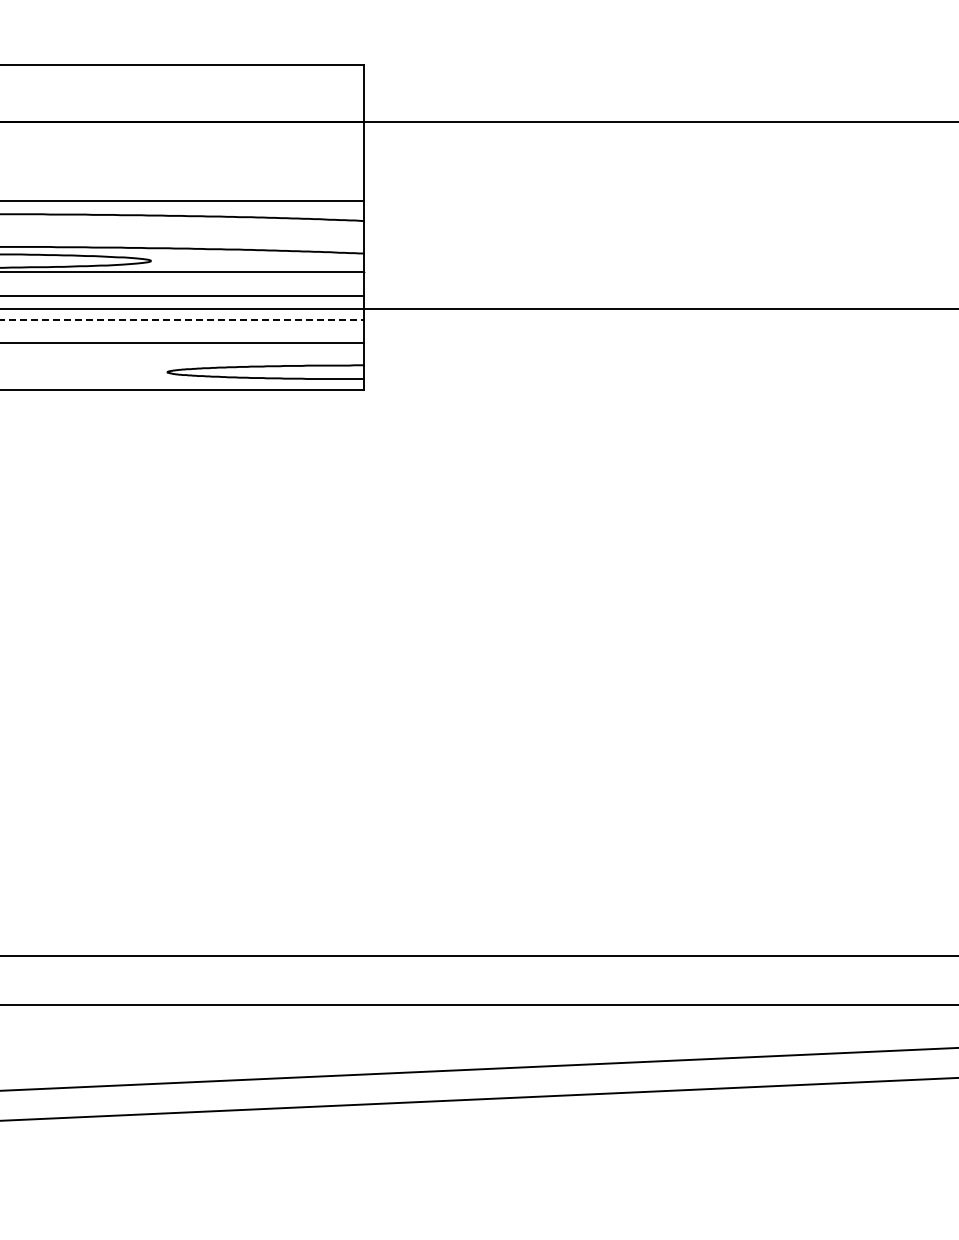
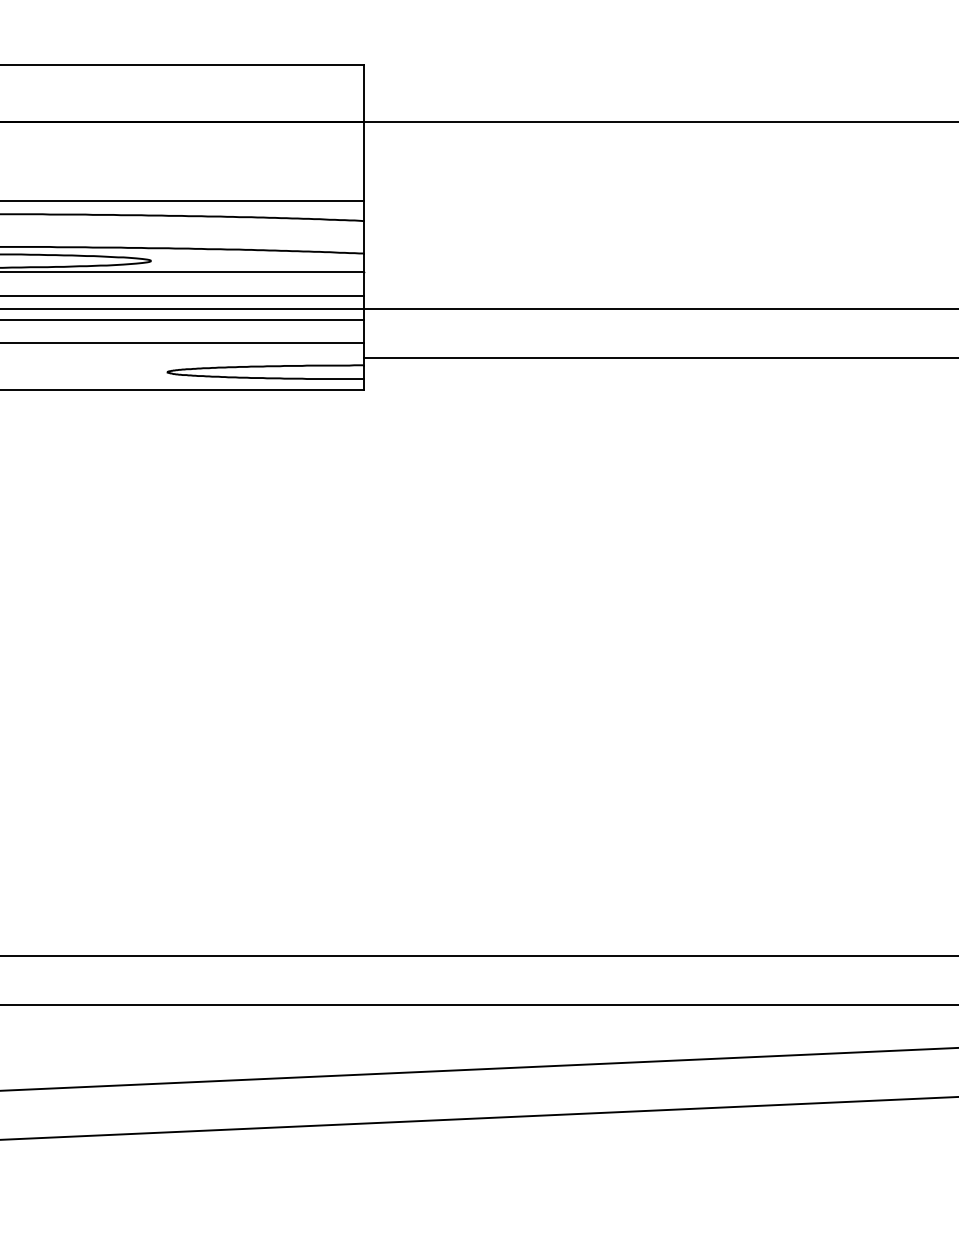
line: dashed -> solid (181, 319)
line: none -> present (659, 357)
line position: (478, 1099) -> (478, 1118) (478, 1118)
